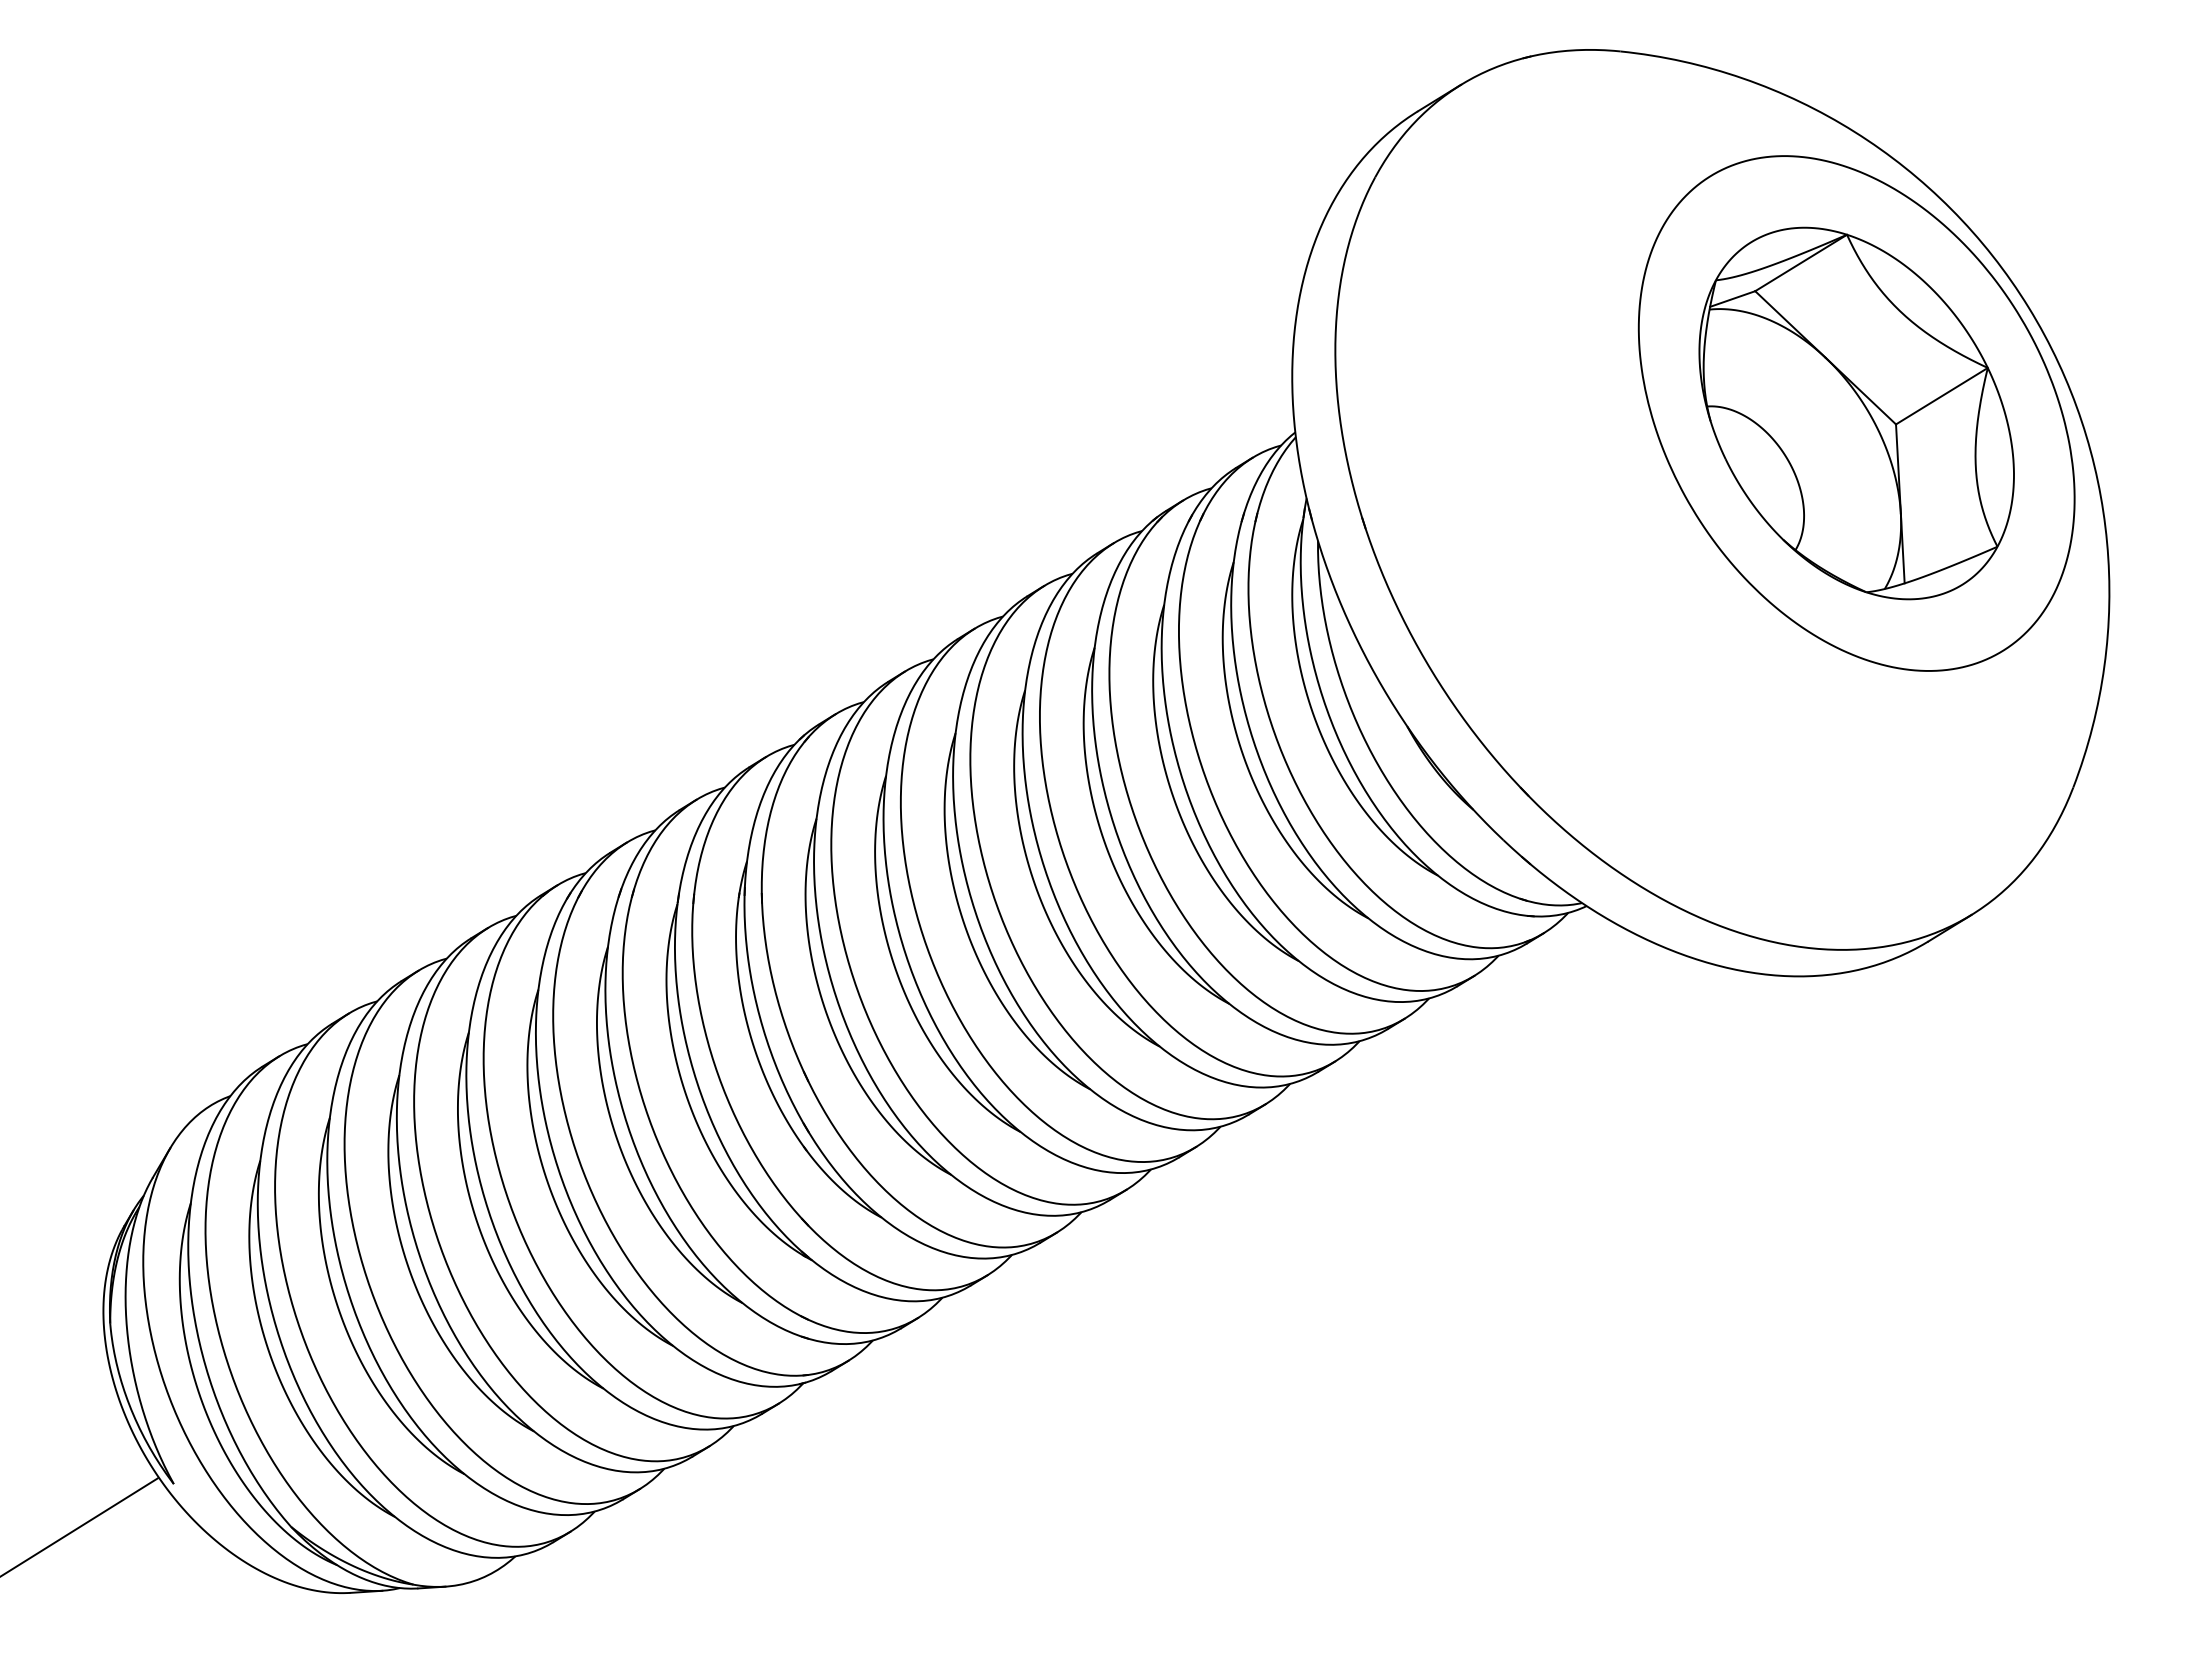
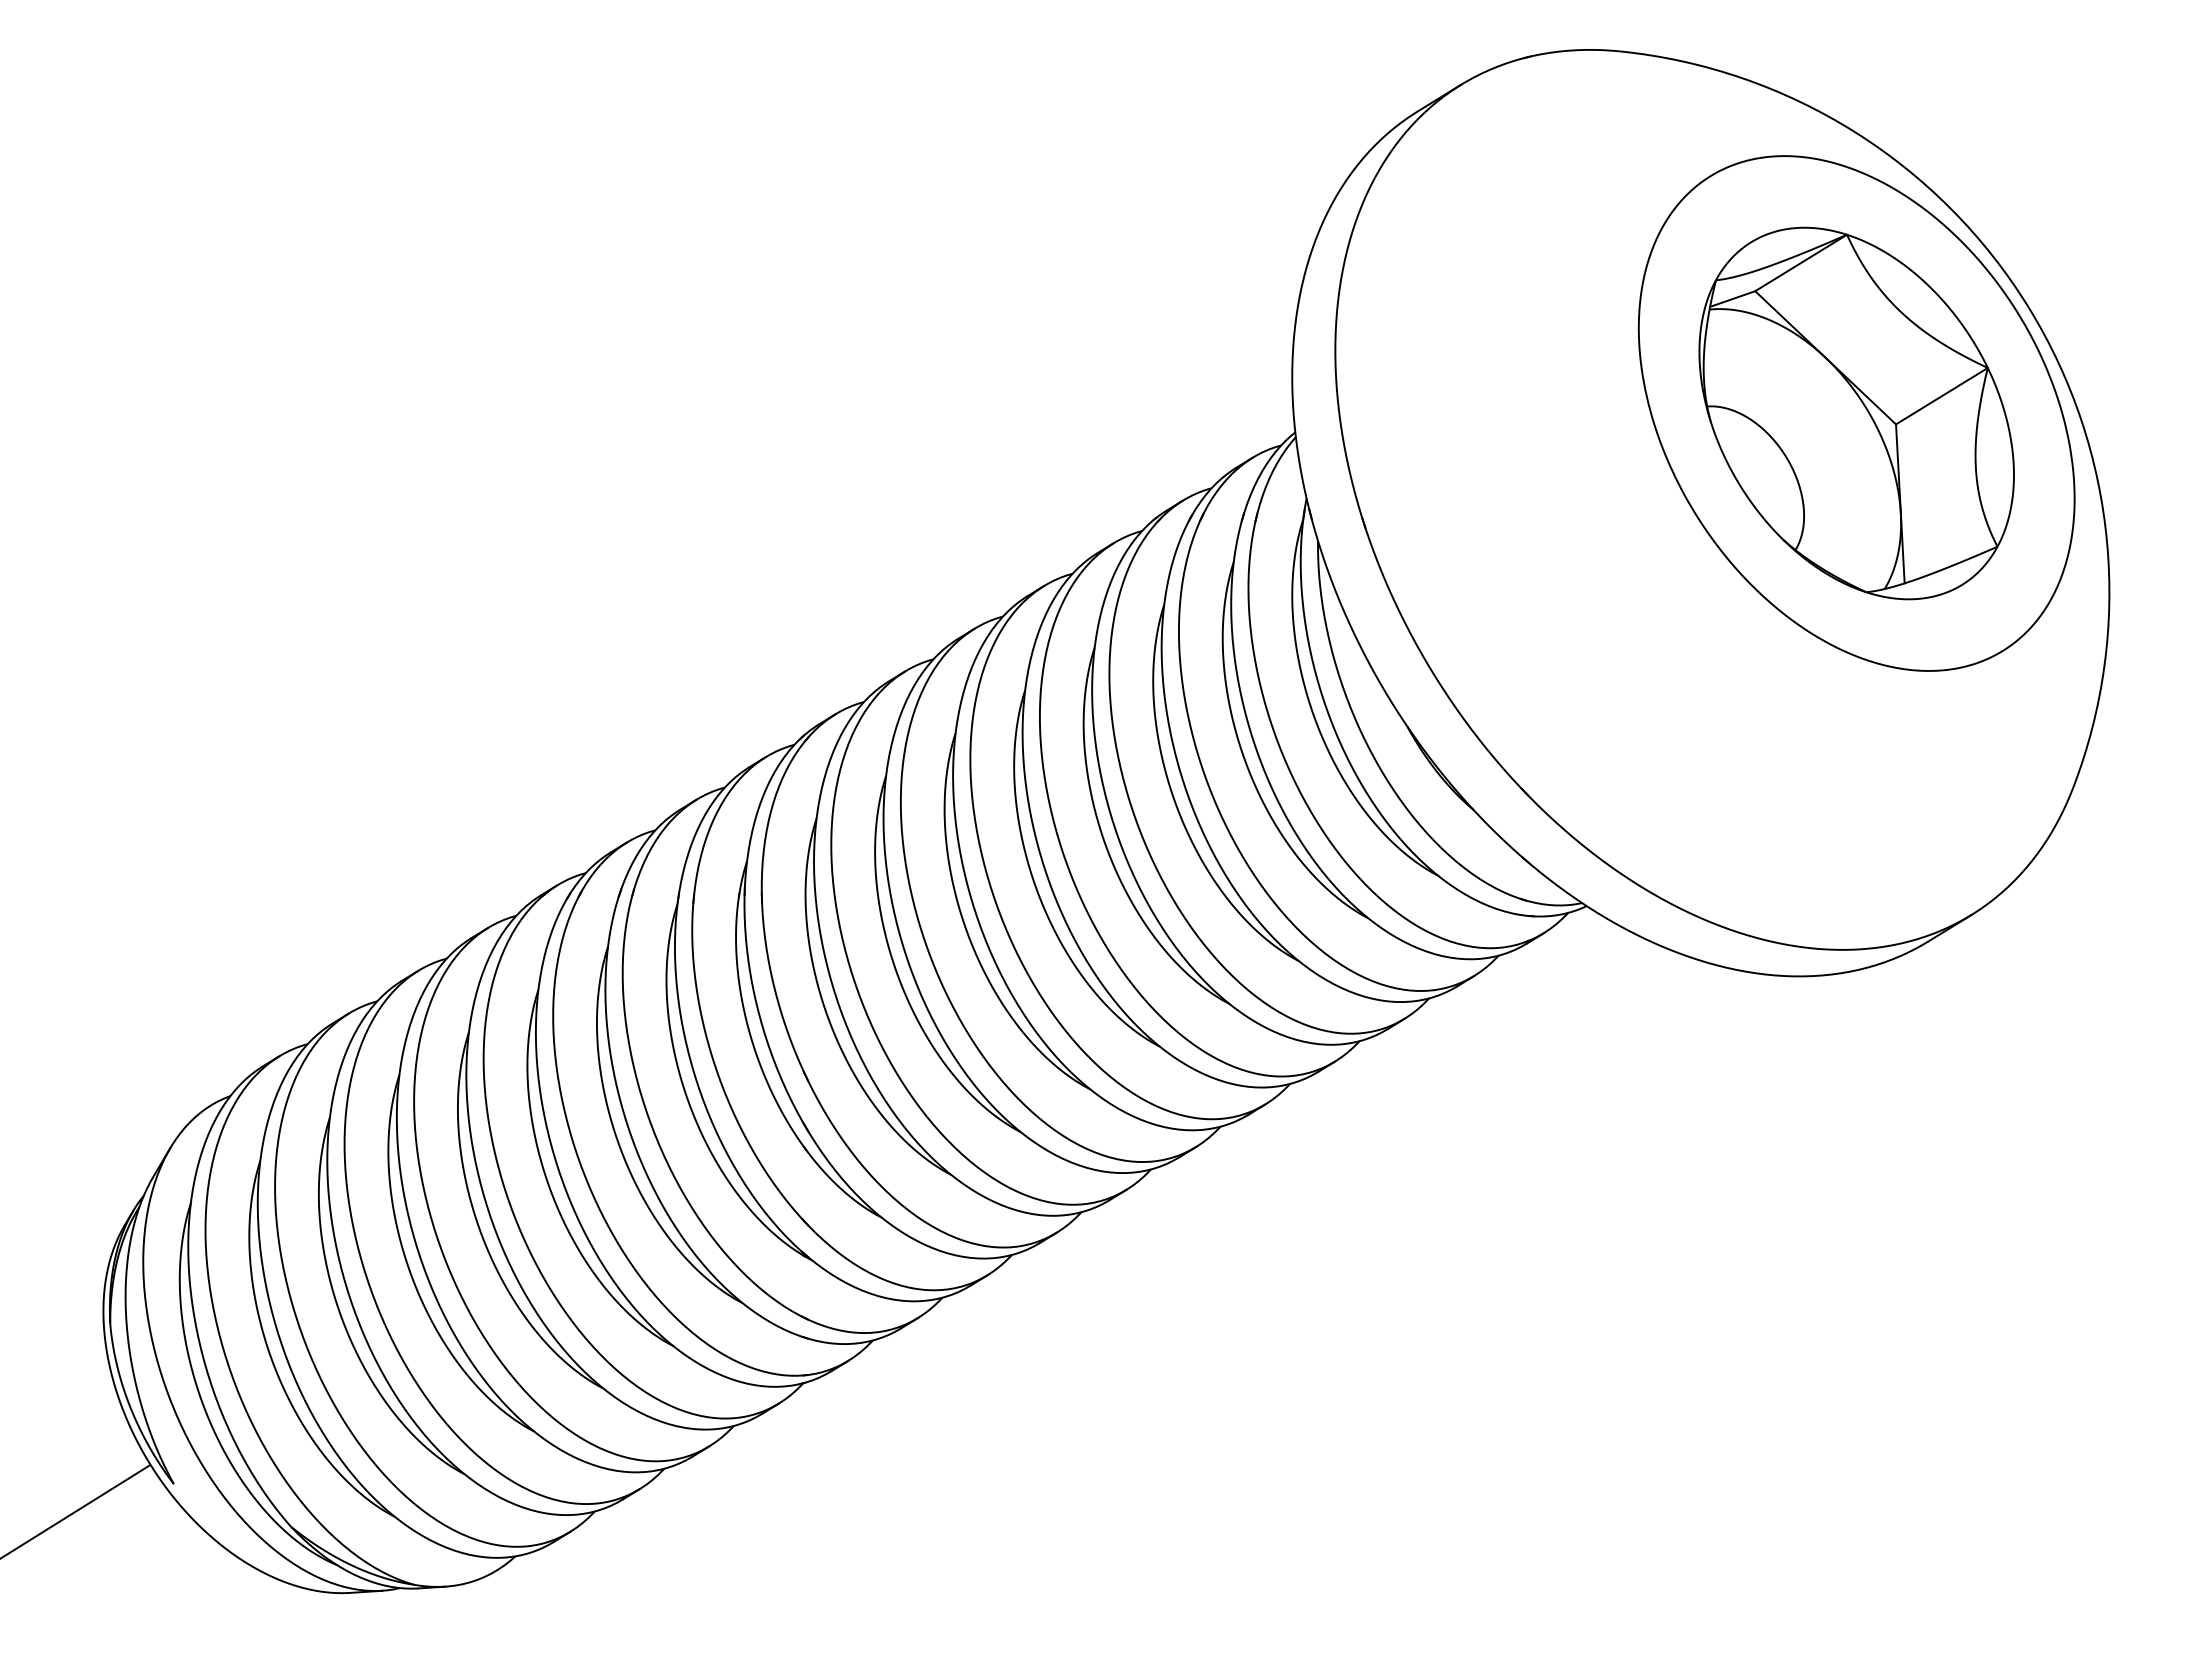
line position: (80, 1526) -> (76, 1510) (76, 1510)
